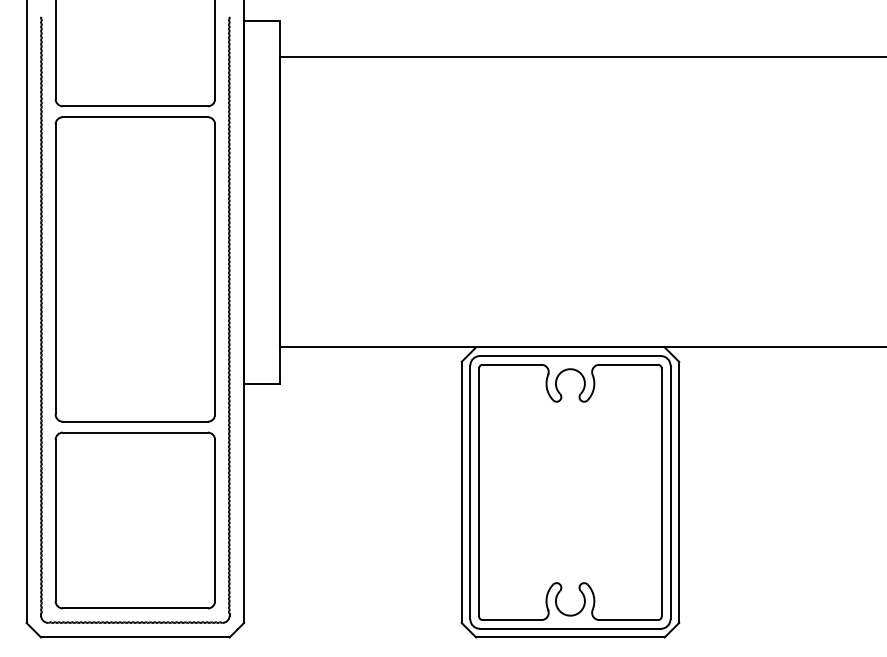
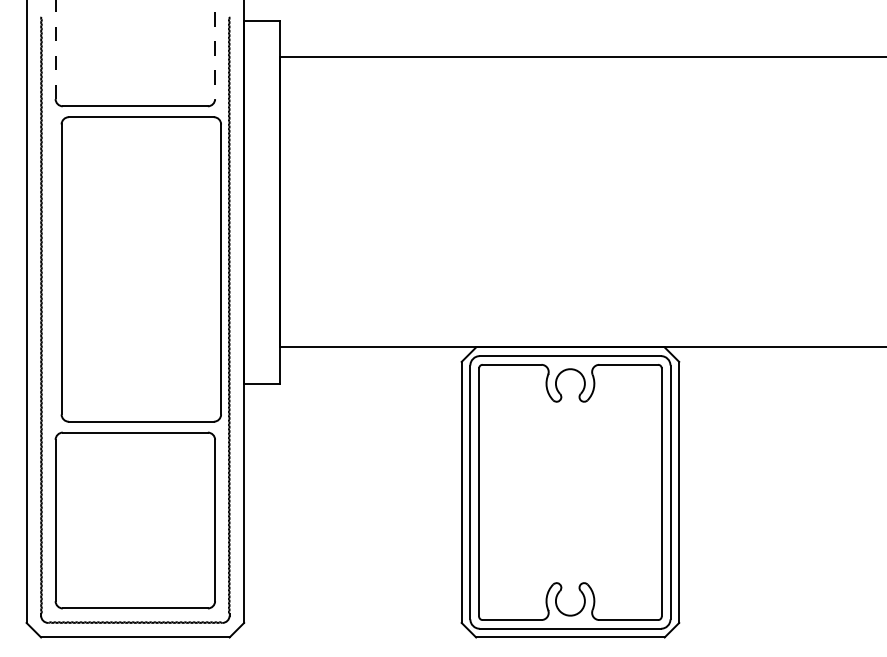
line: solid -> dashed (55, 49)
line: solid -> dashed (215, 50)
part position: (134, 269) -> (140, 269) (140, 269)
